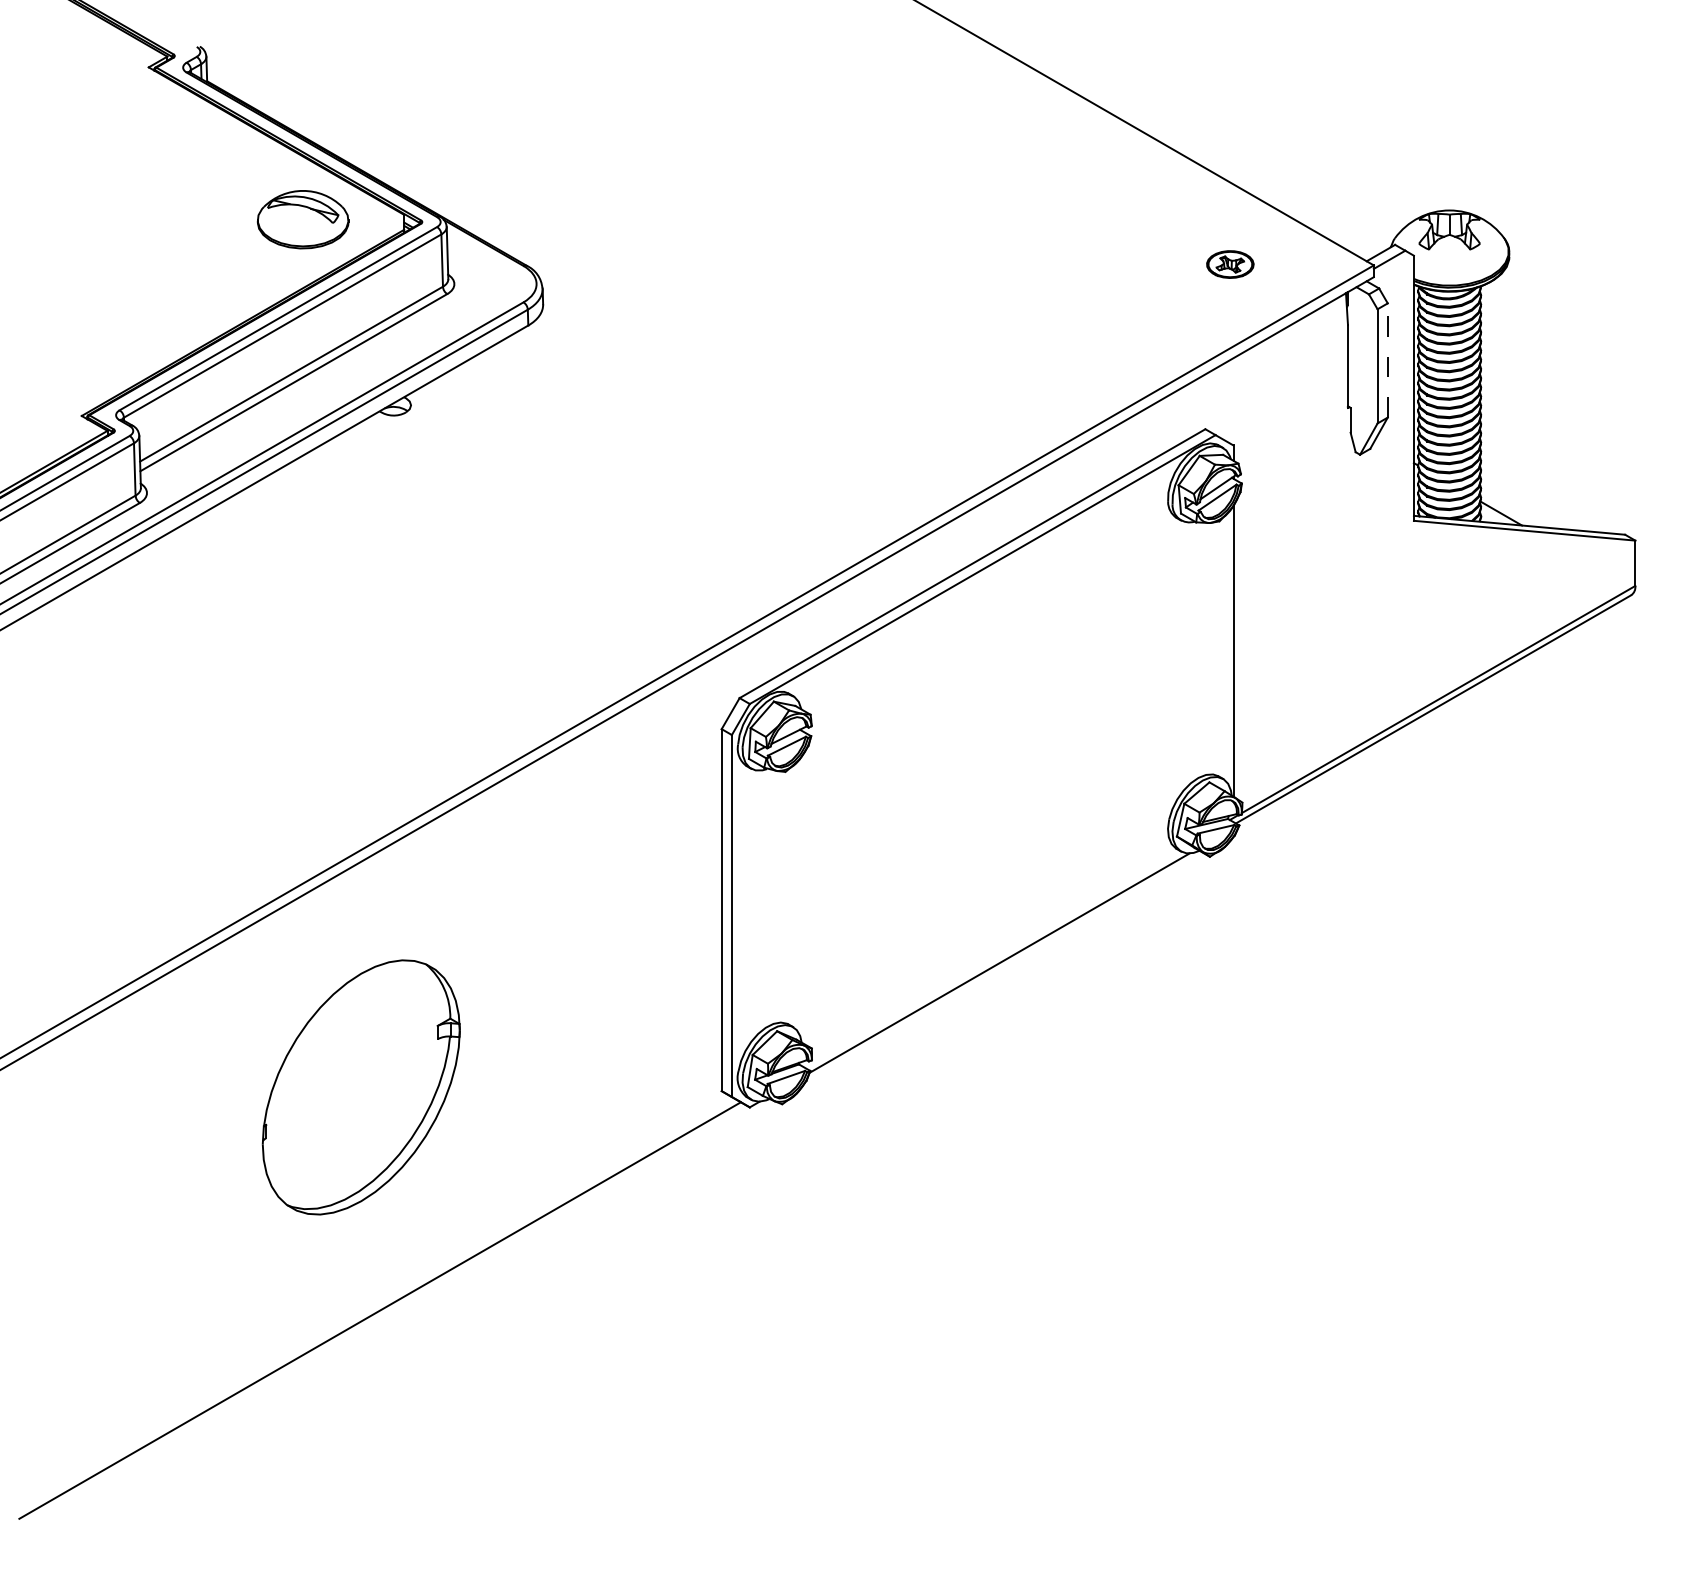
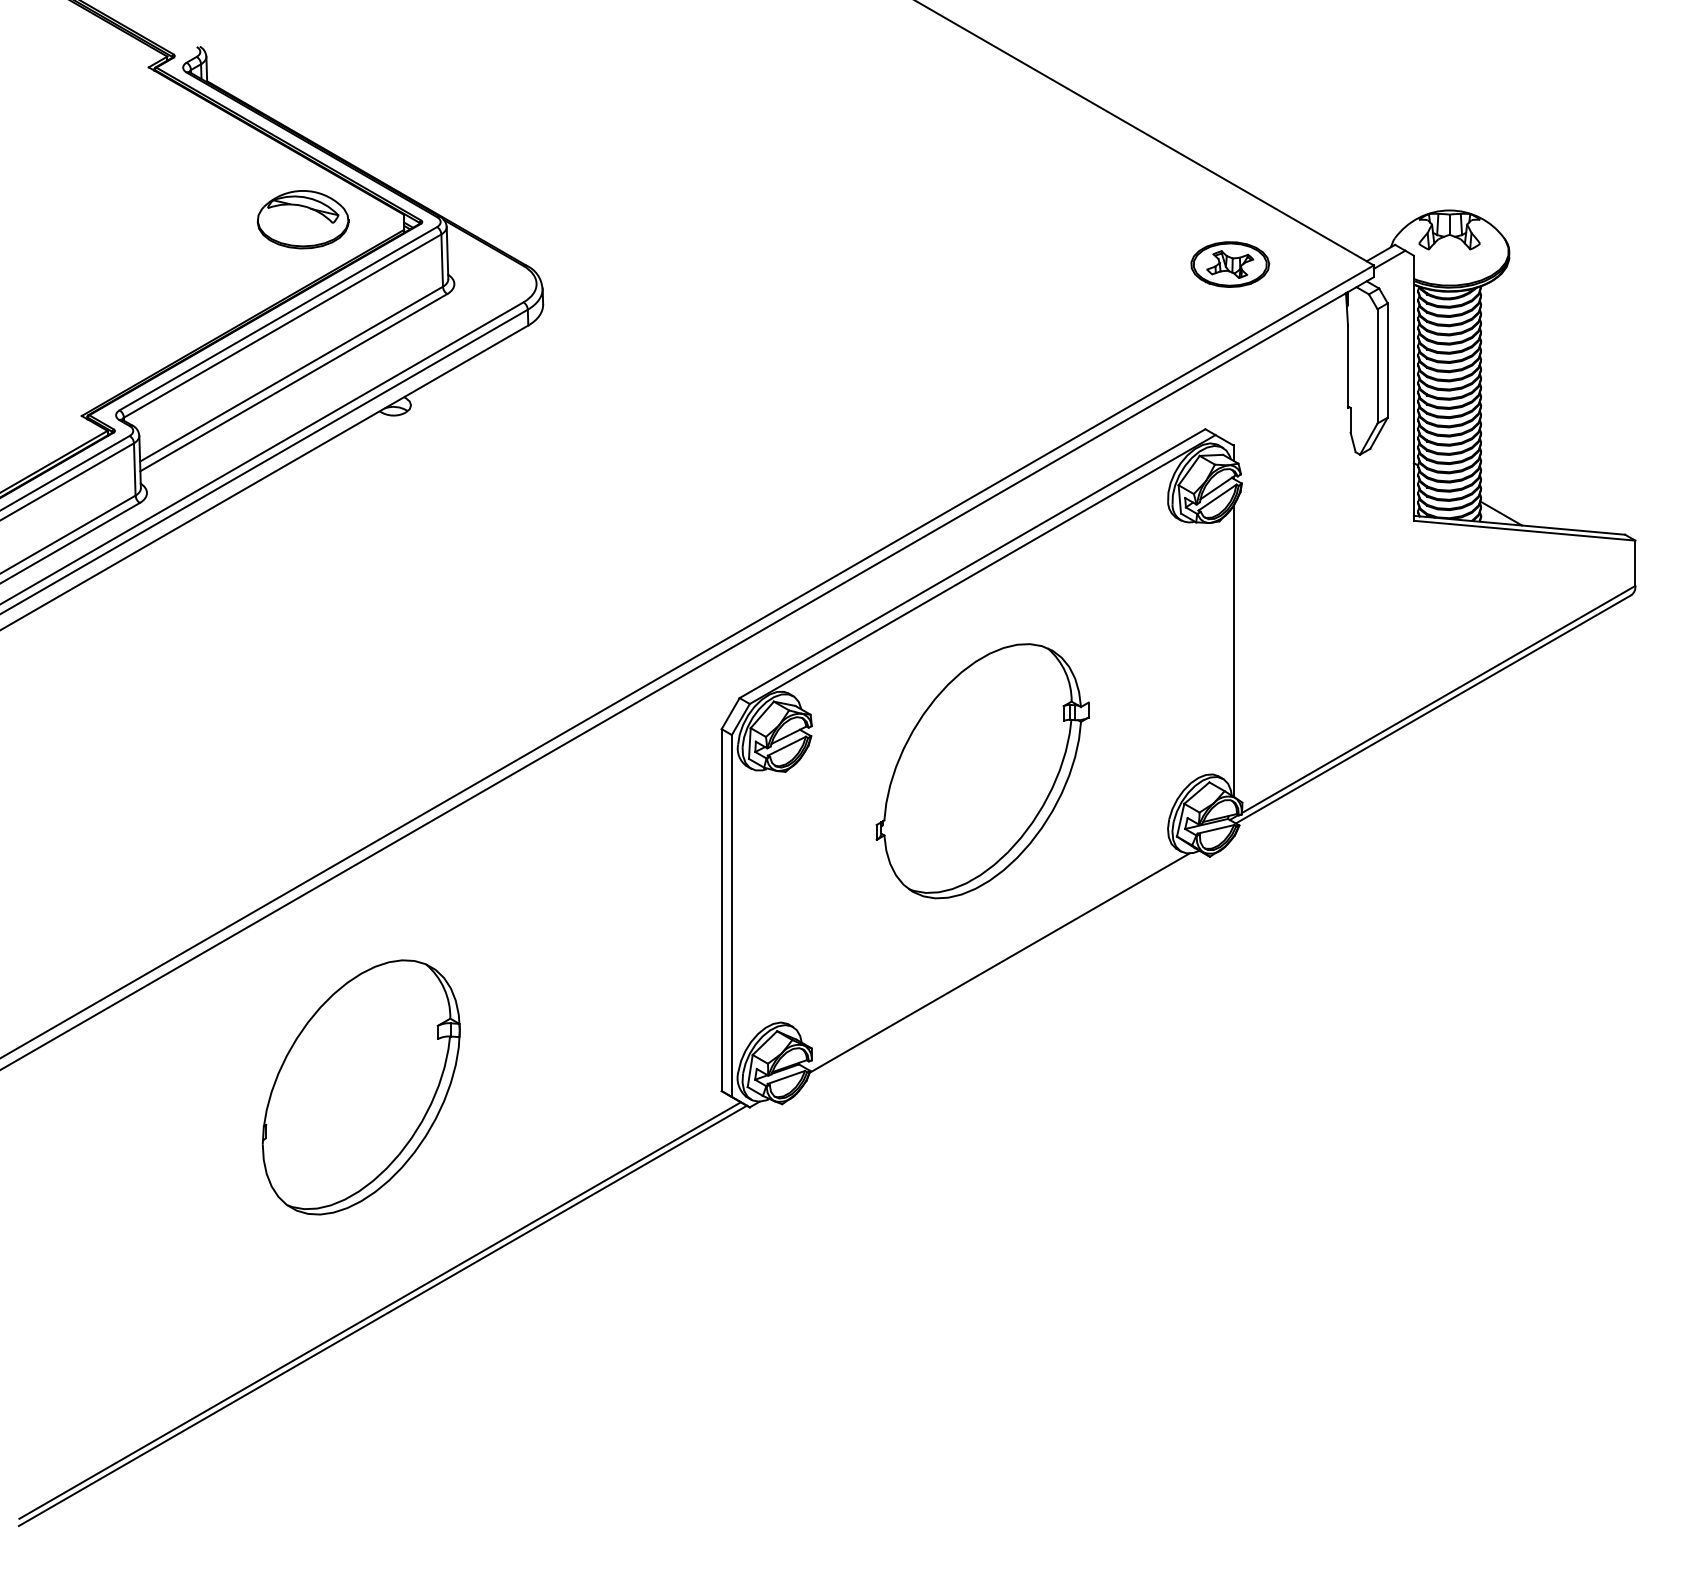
part size: 49x29 px -> 81x47 px (1230, 264)
line: dashed -> solid (1387, 360)
part: none -> present (982, 771)
line: none -> present (382, 1315)
